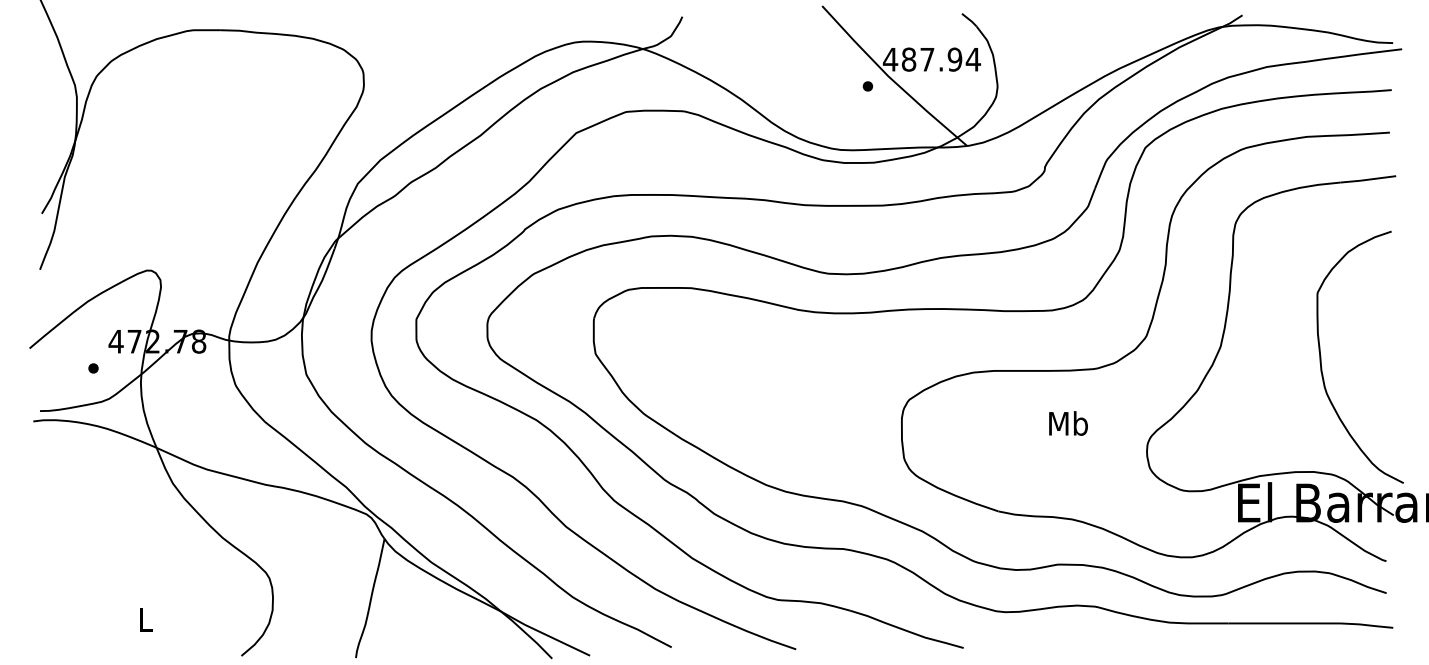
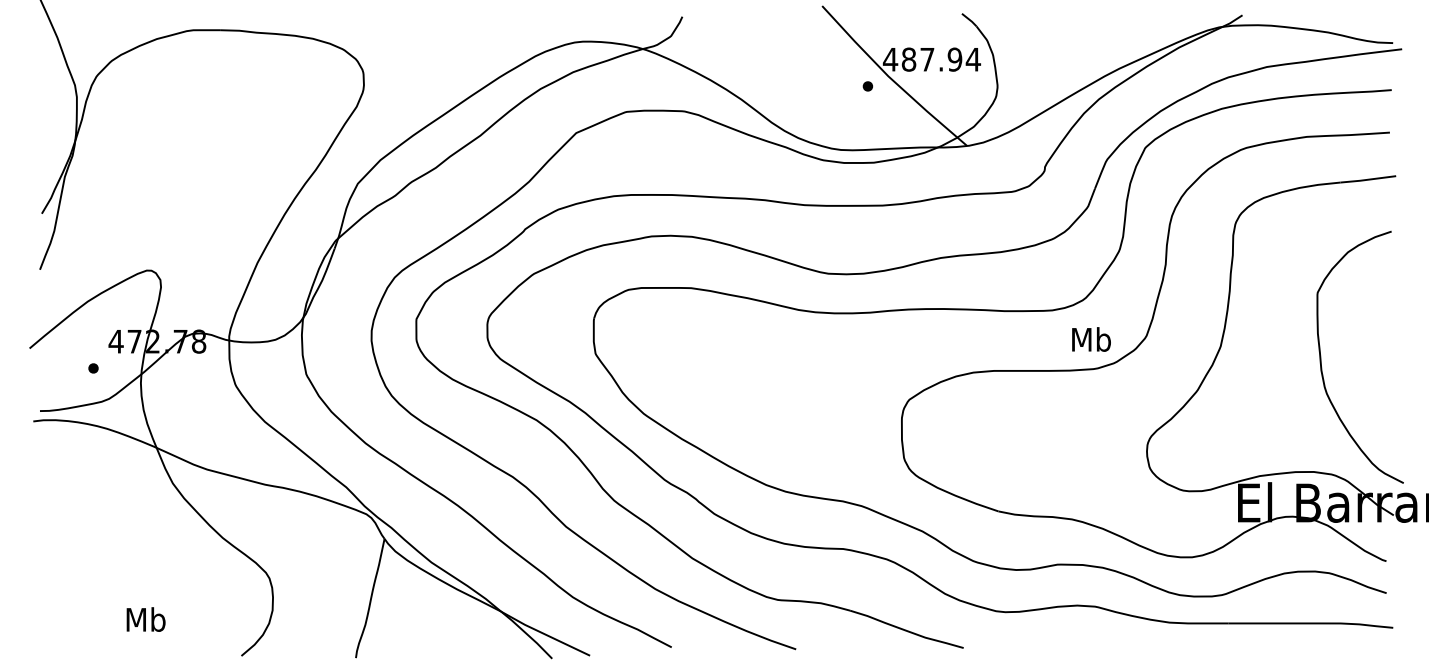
text position: (1068, 423) -> (1091, 339) (1091, 339)
text: L -> Mb (145, 619)
